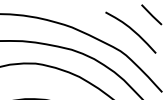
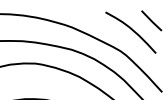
line position: (151, 14) -> (151, 20) (151, 20)
